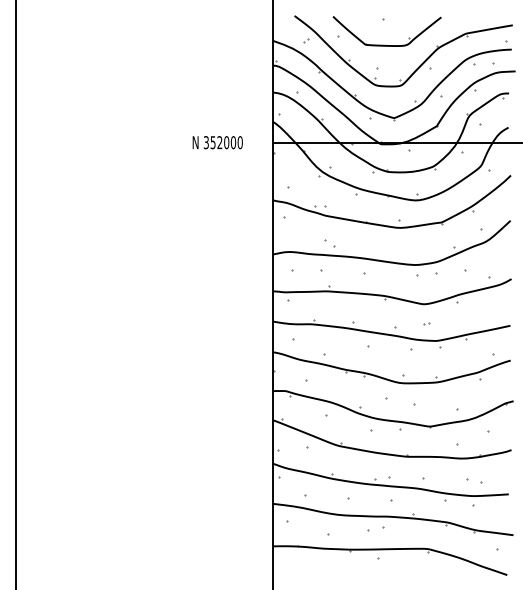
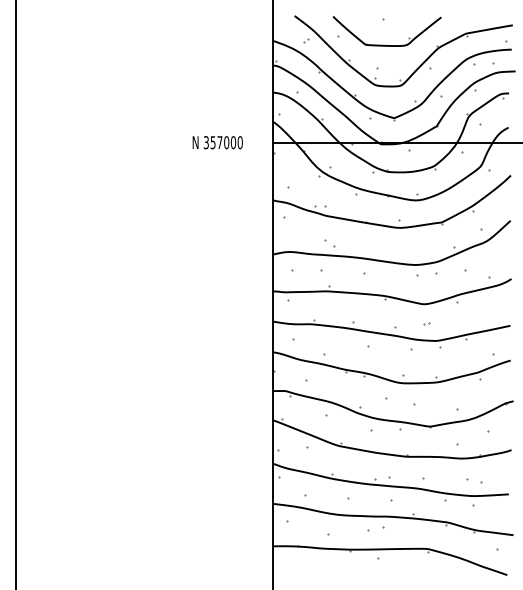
text: 352000 -> 357000 (219, 142)
